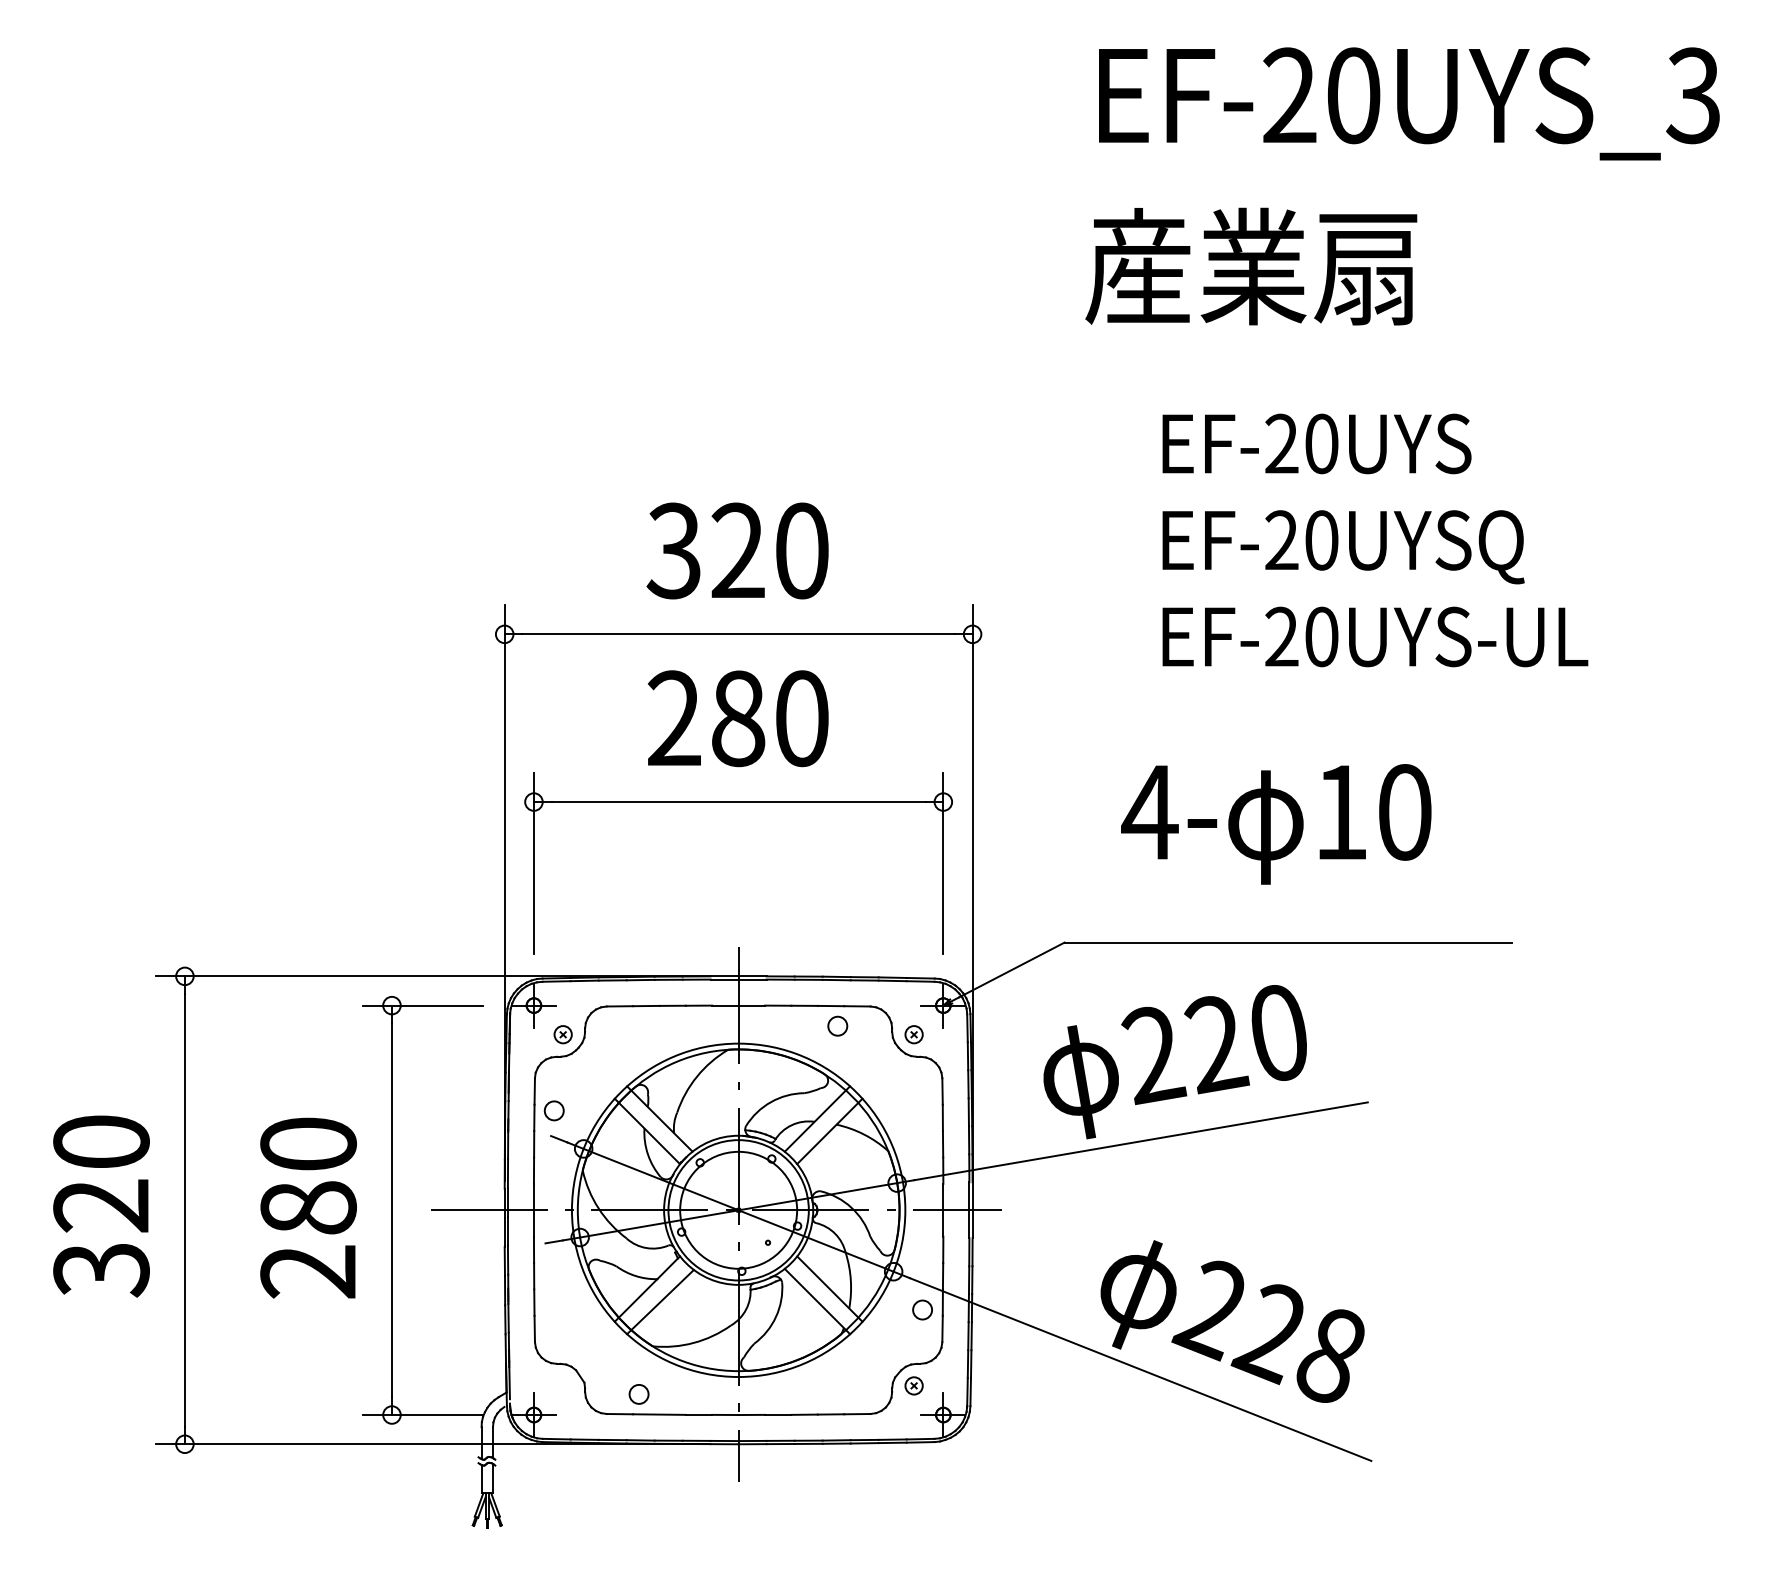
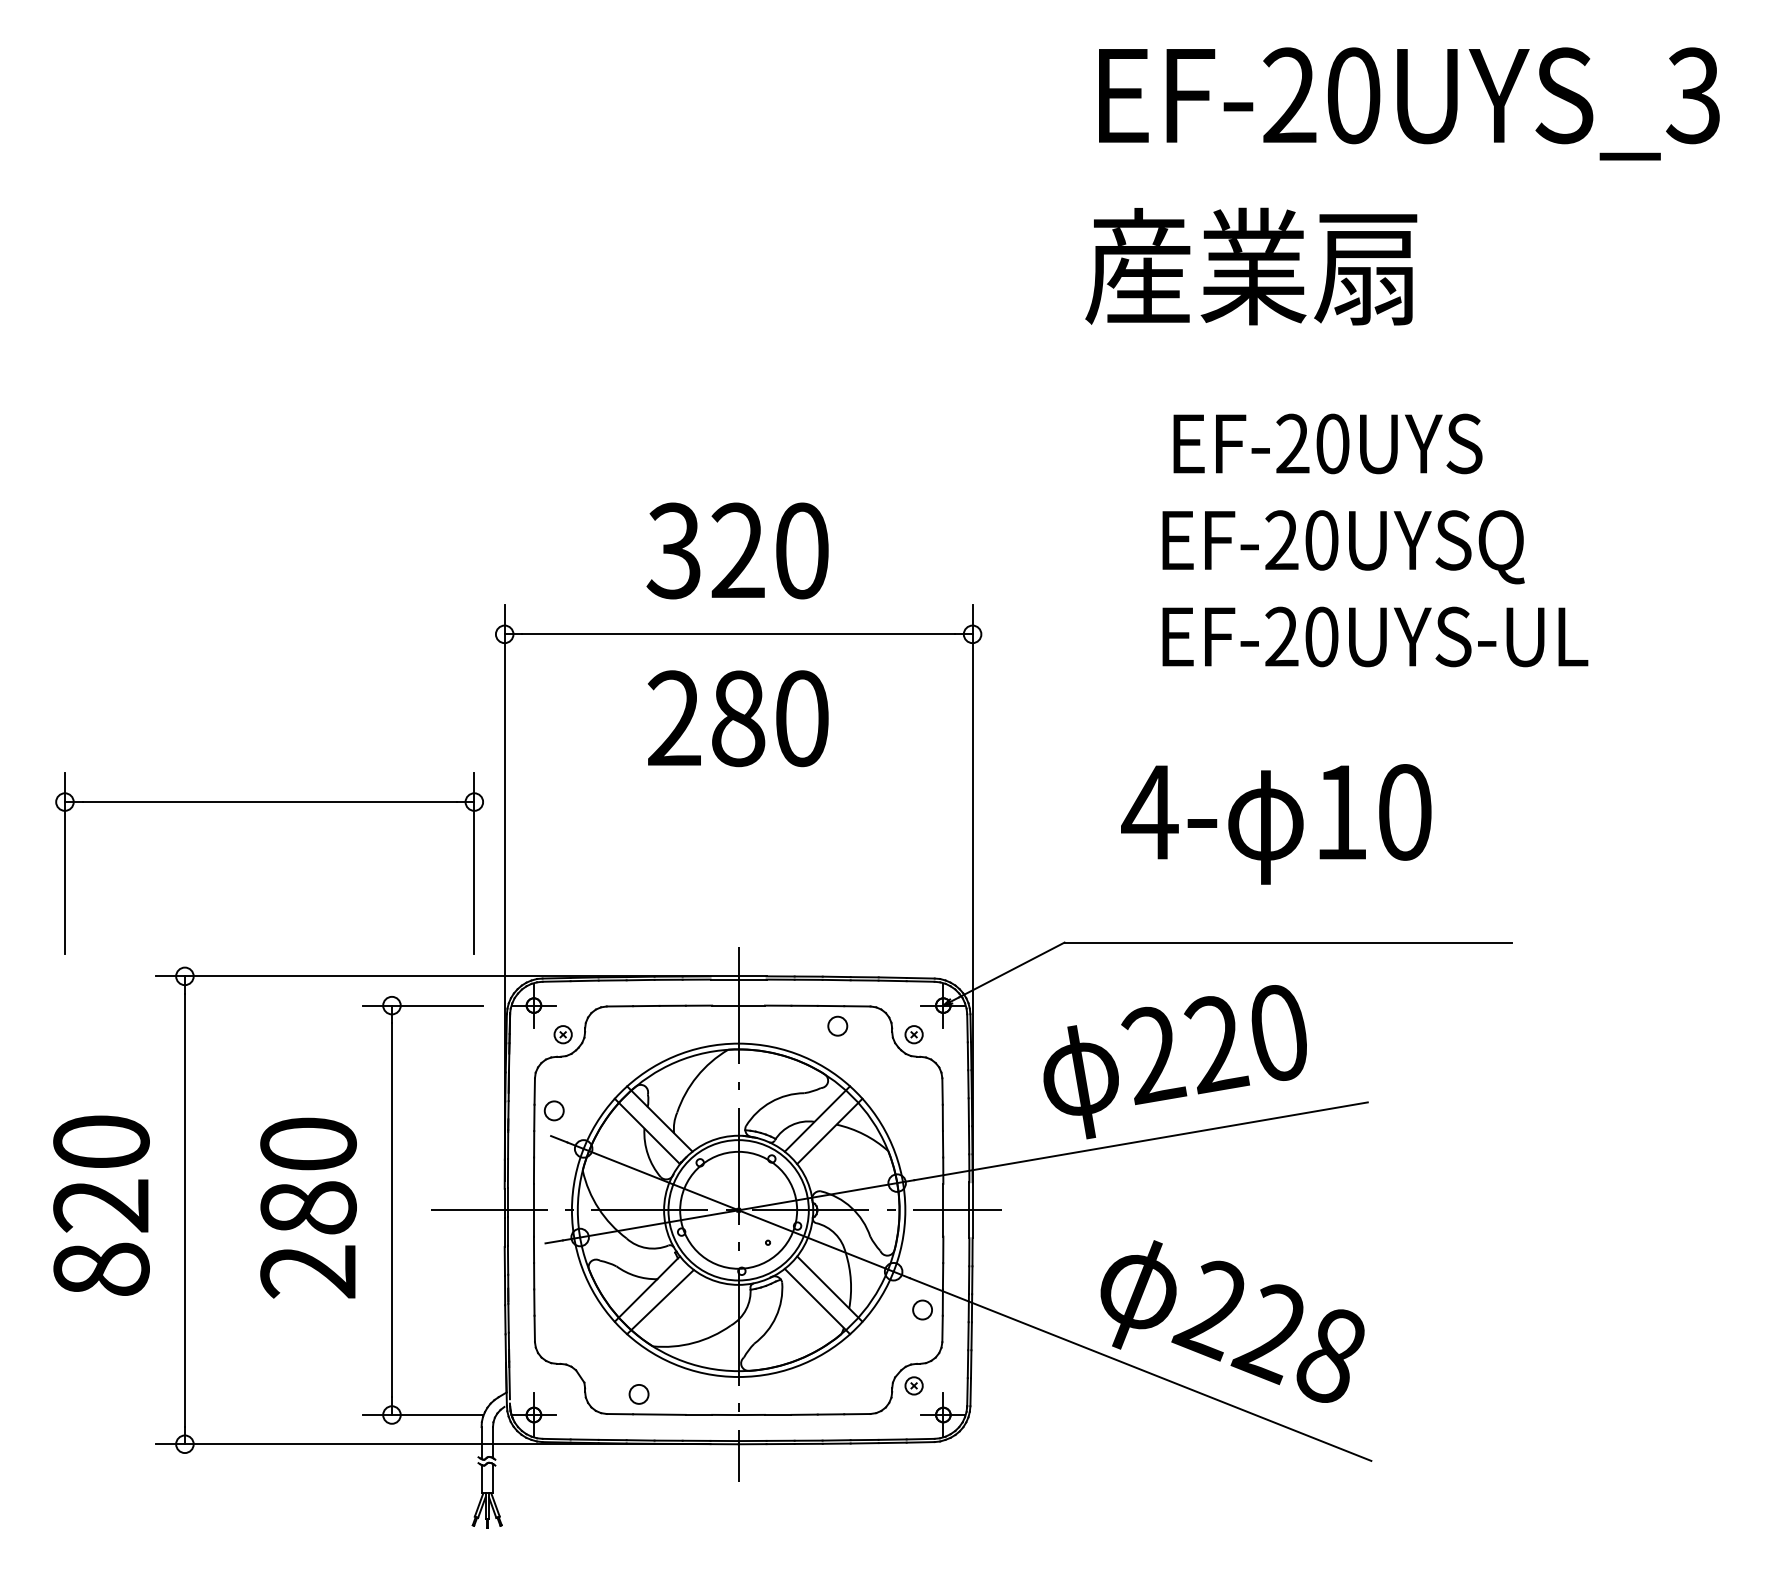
text position: (1316, 443) -> (1327, 443) (1327, 443)
part position: (738, 802) -> (269, 802) (269, 802)
text: 320 -> 820 (101, 1269)
